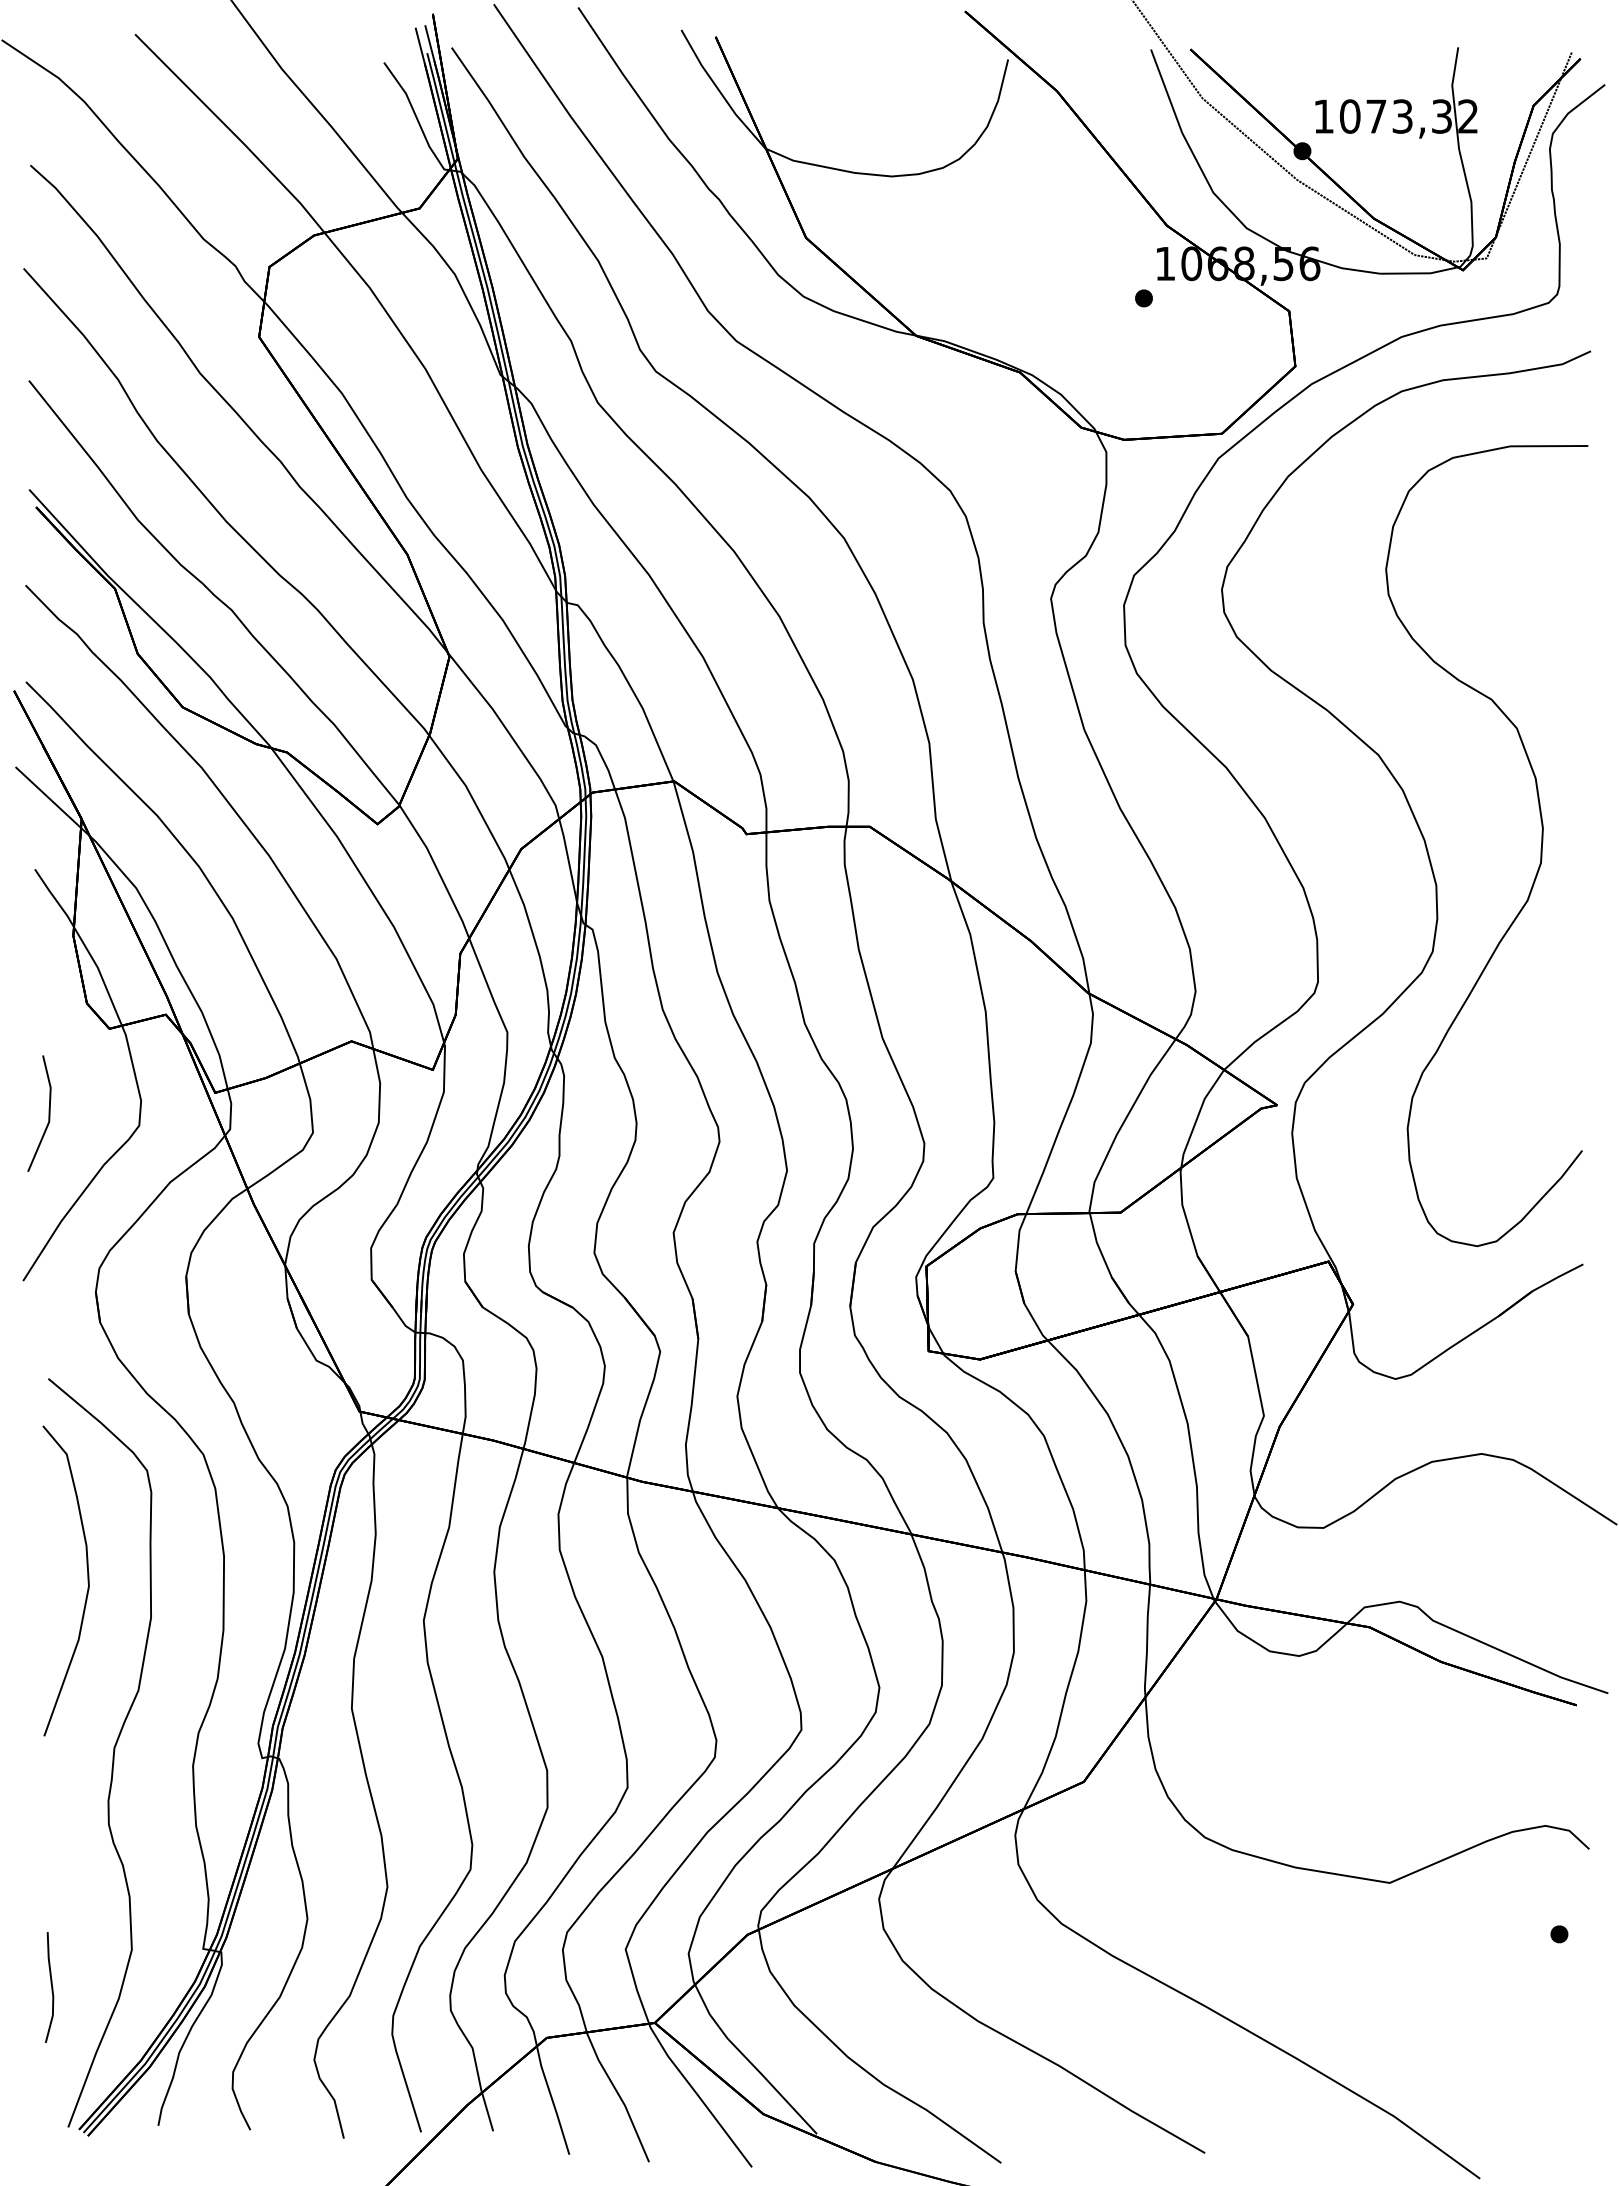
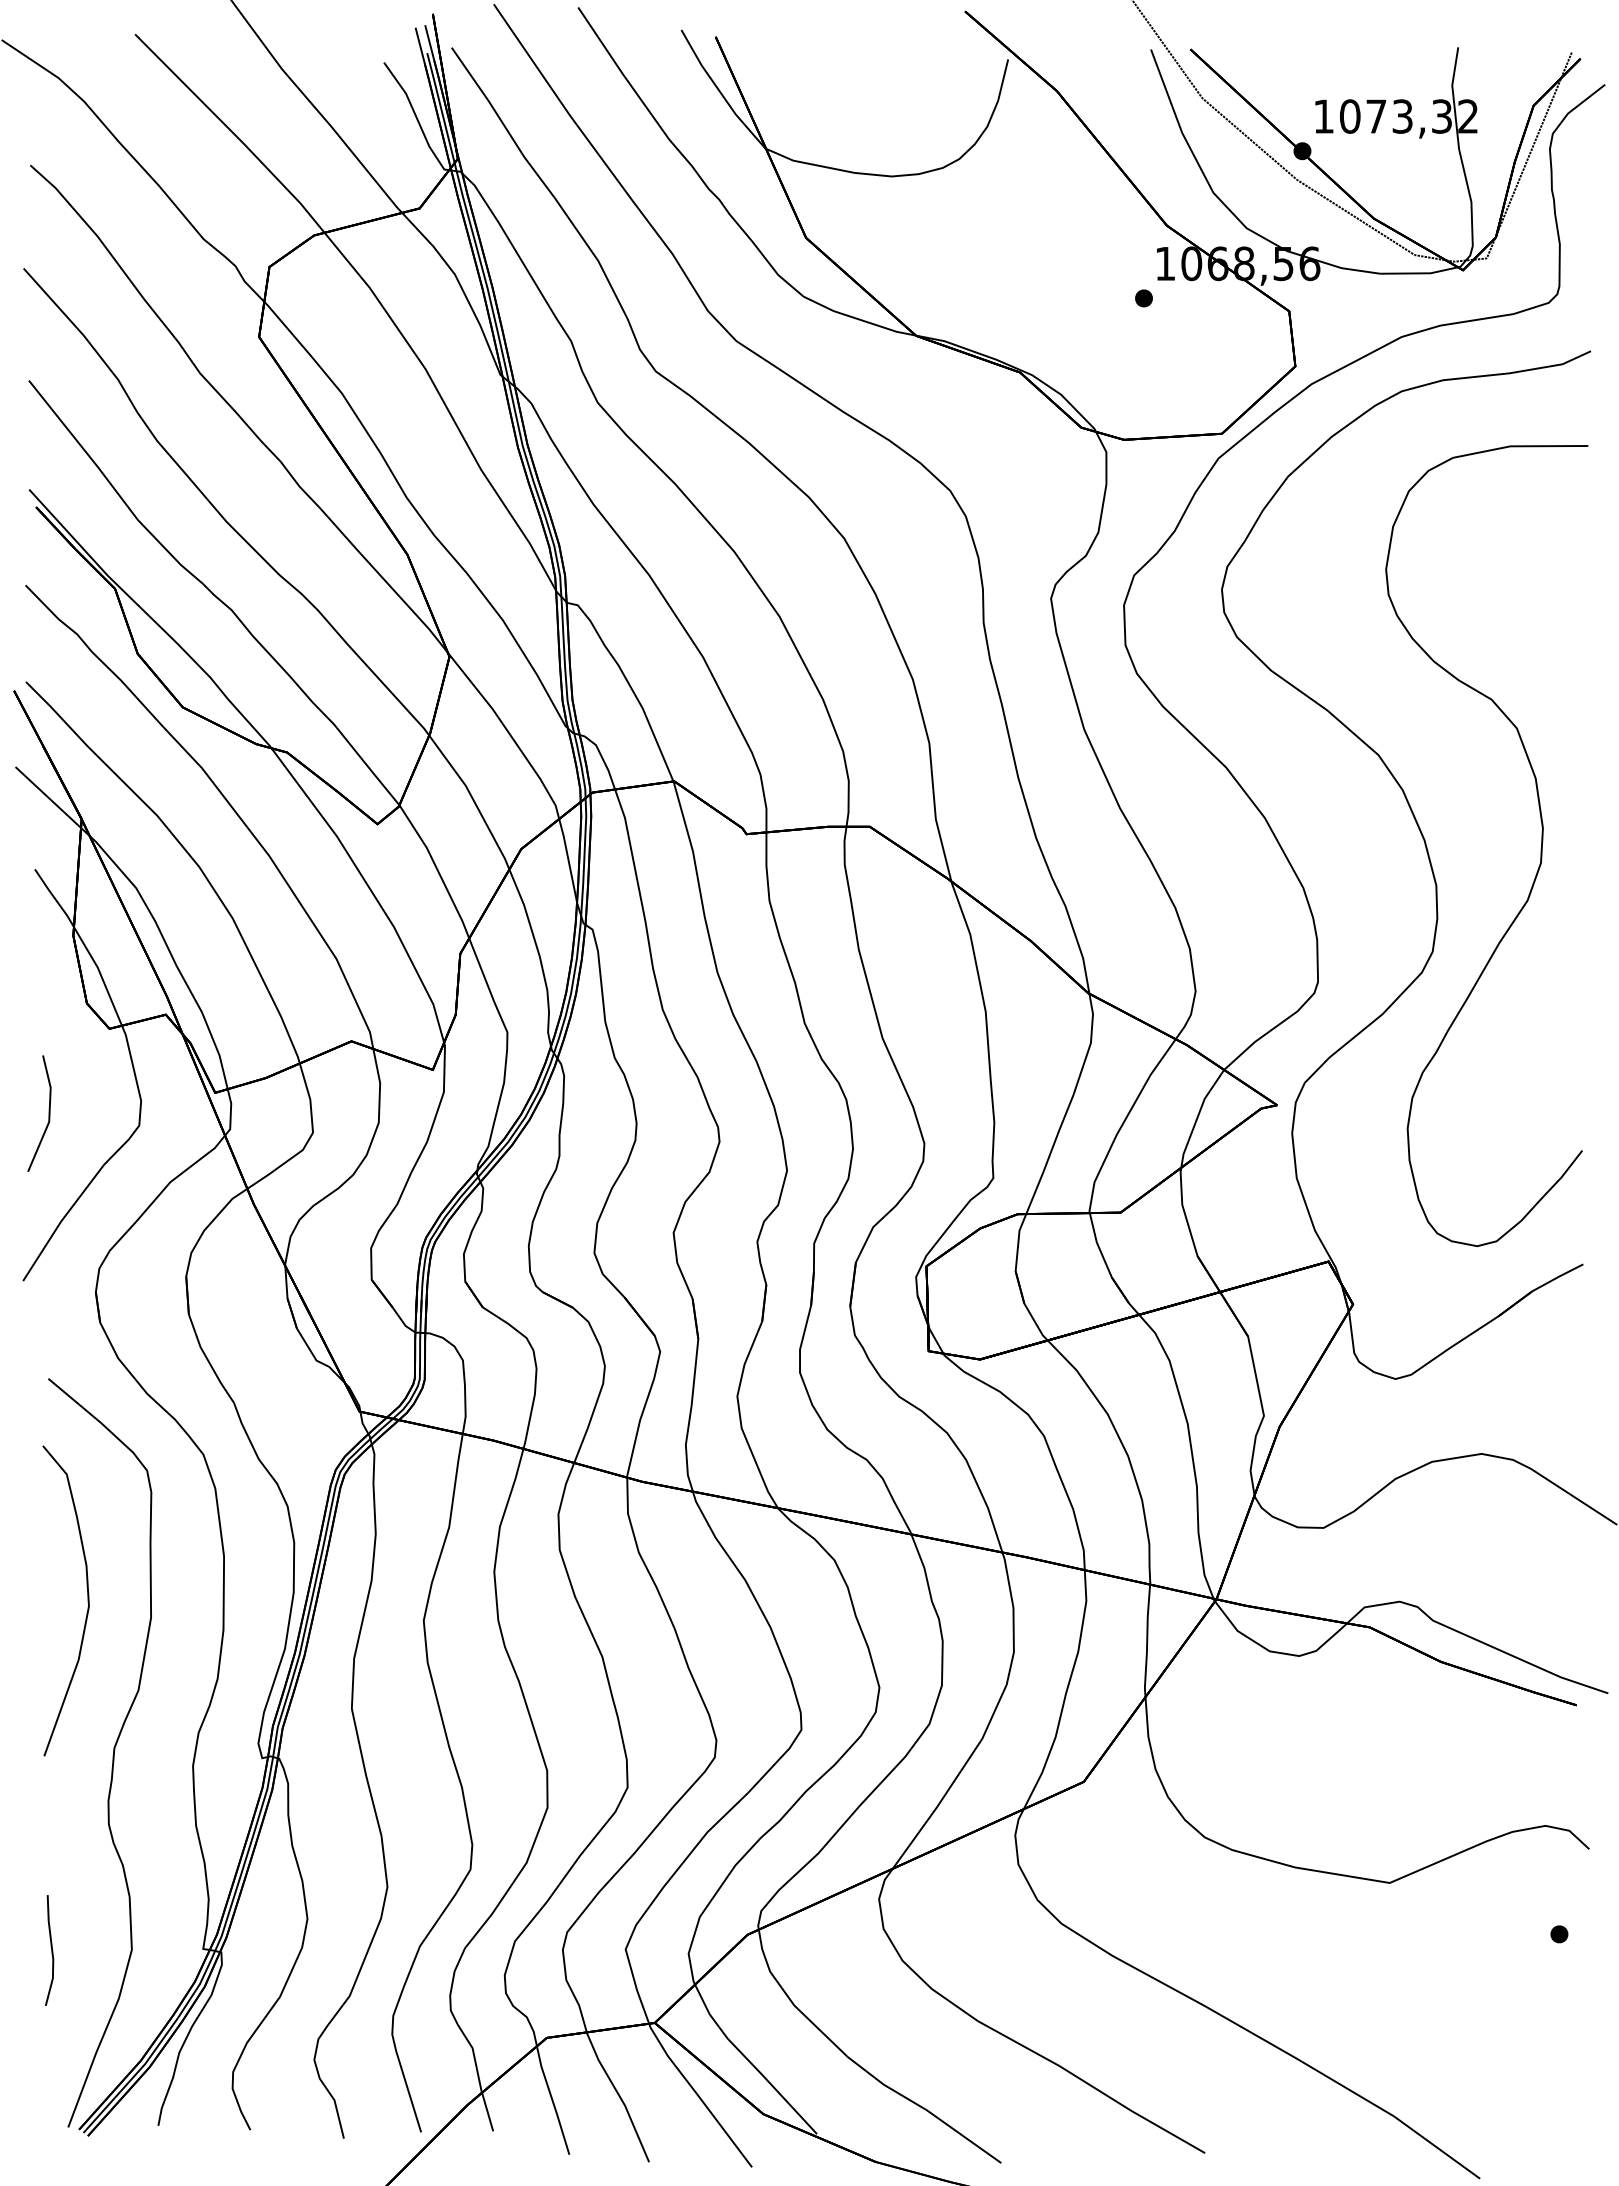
curve position: (87, 1580) -> (87, 1600) (87, 1600)
line position: (51, 1987) -> (51, 1950) (51, 1950)
